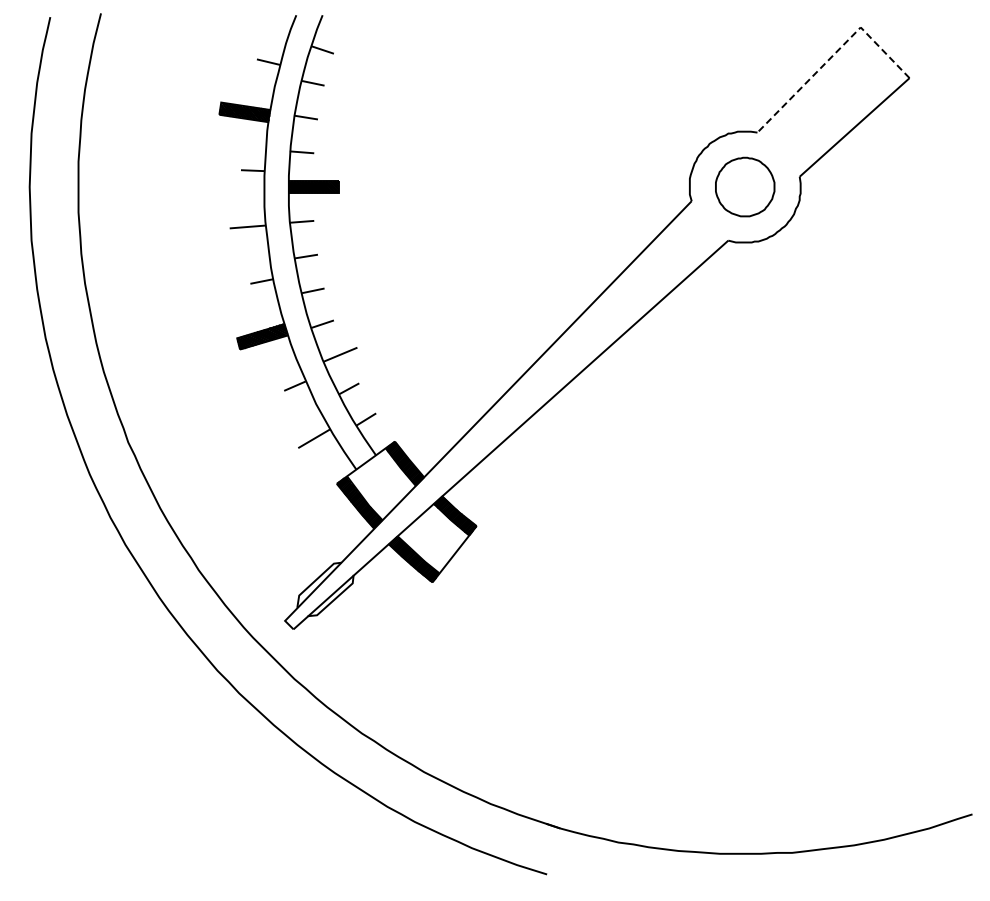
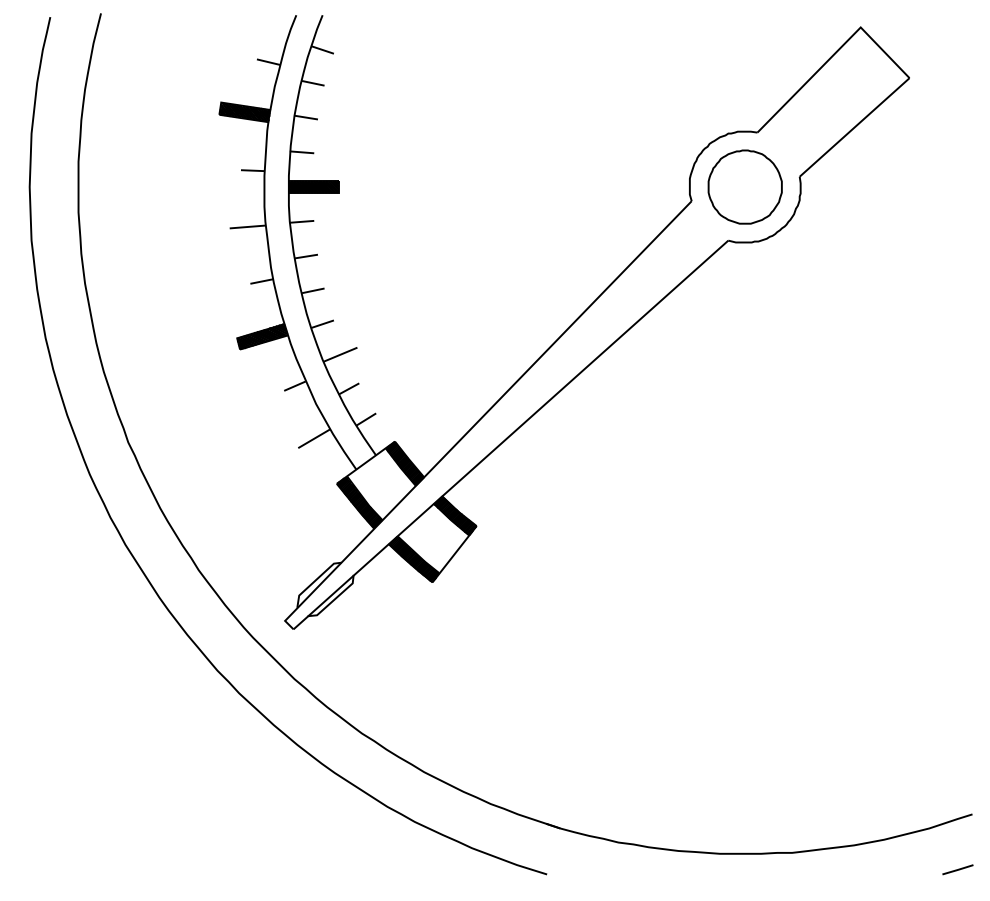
line: dashed -> solid (834, 54)
part size: 61x62 px -> 76x76 px (744, 186)
line: none -> present (957, 869)
